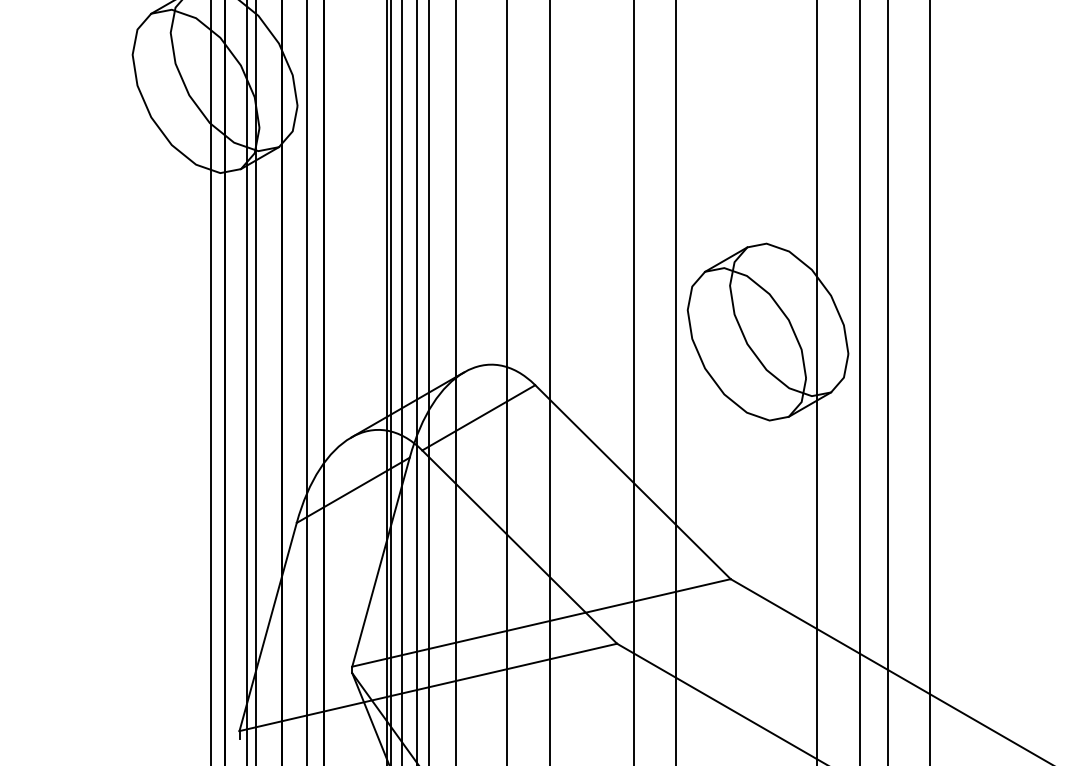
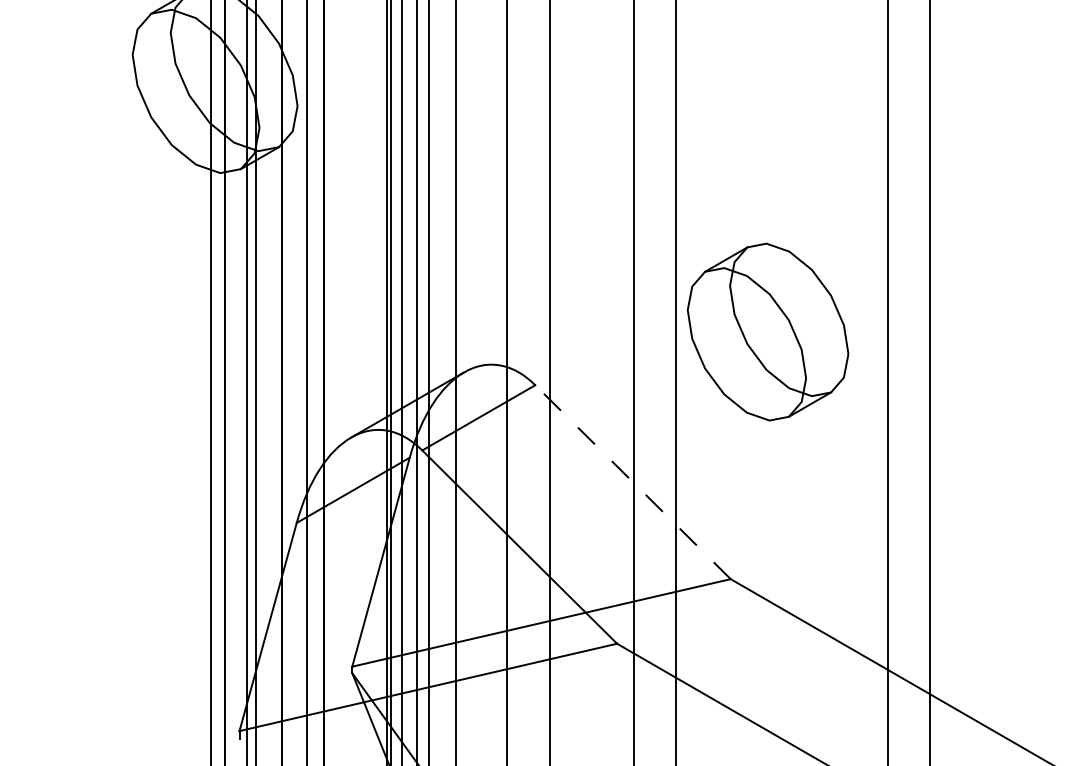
line: present -> none (817, 382)
line: present -> none (859, 382)
line: solid -> dashed (633, 482)
